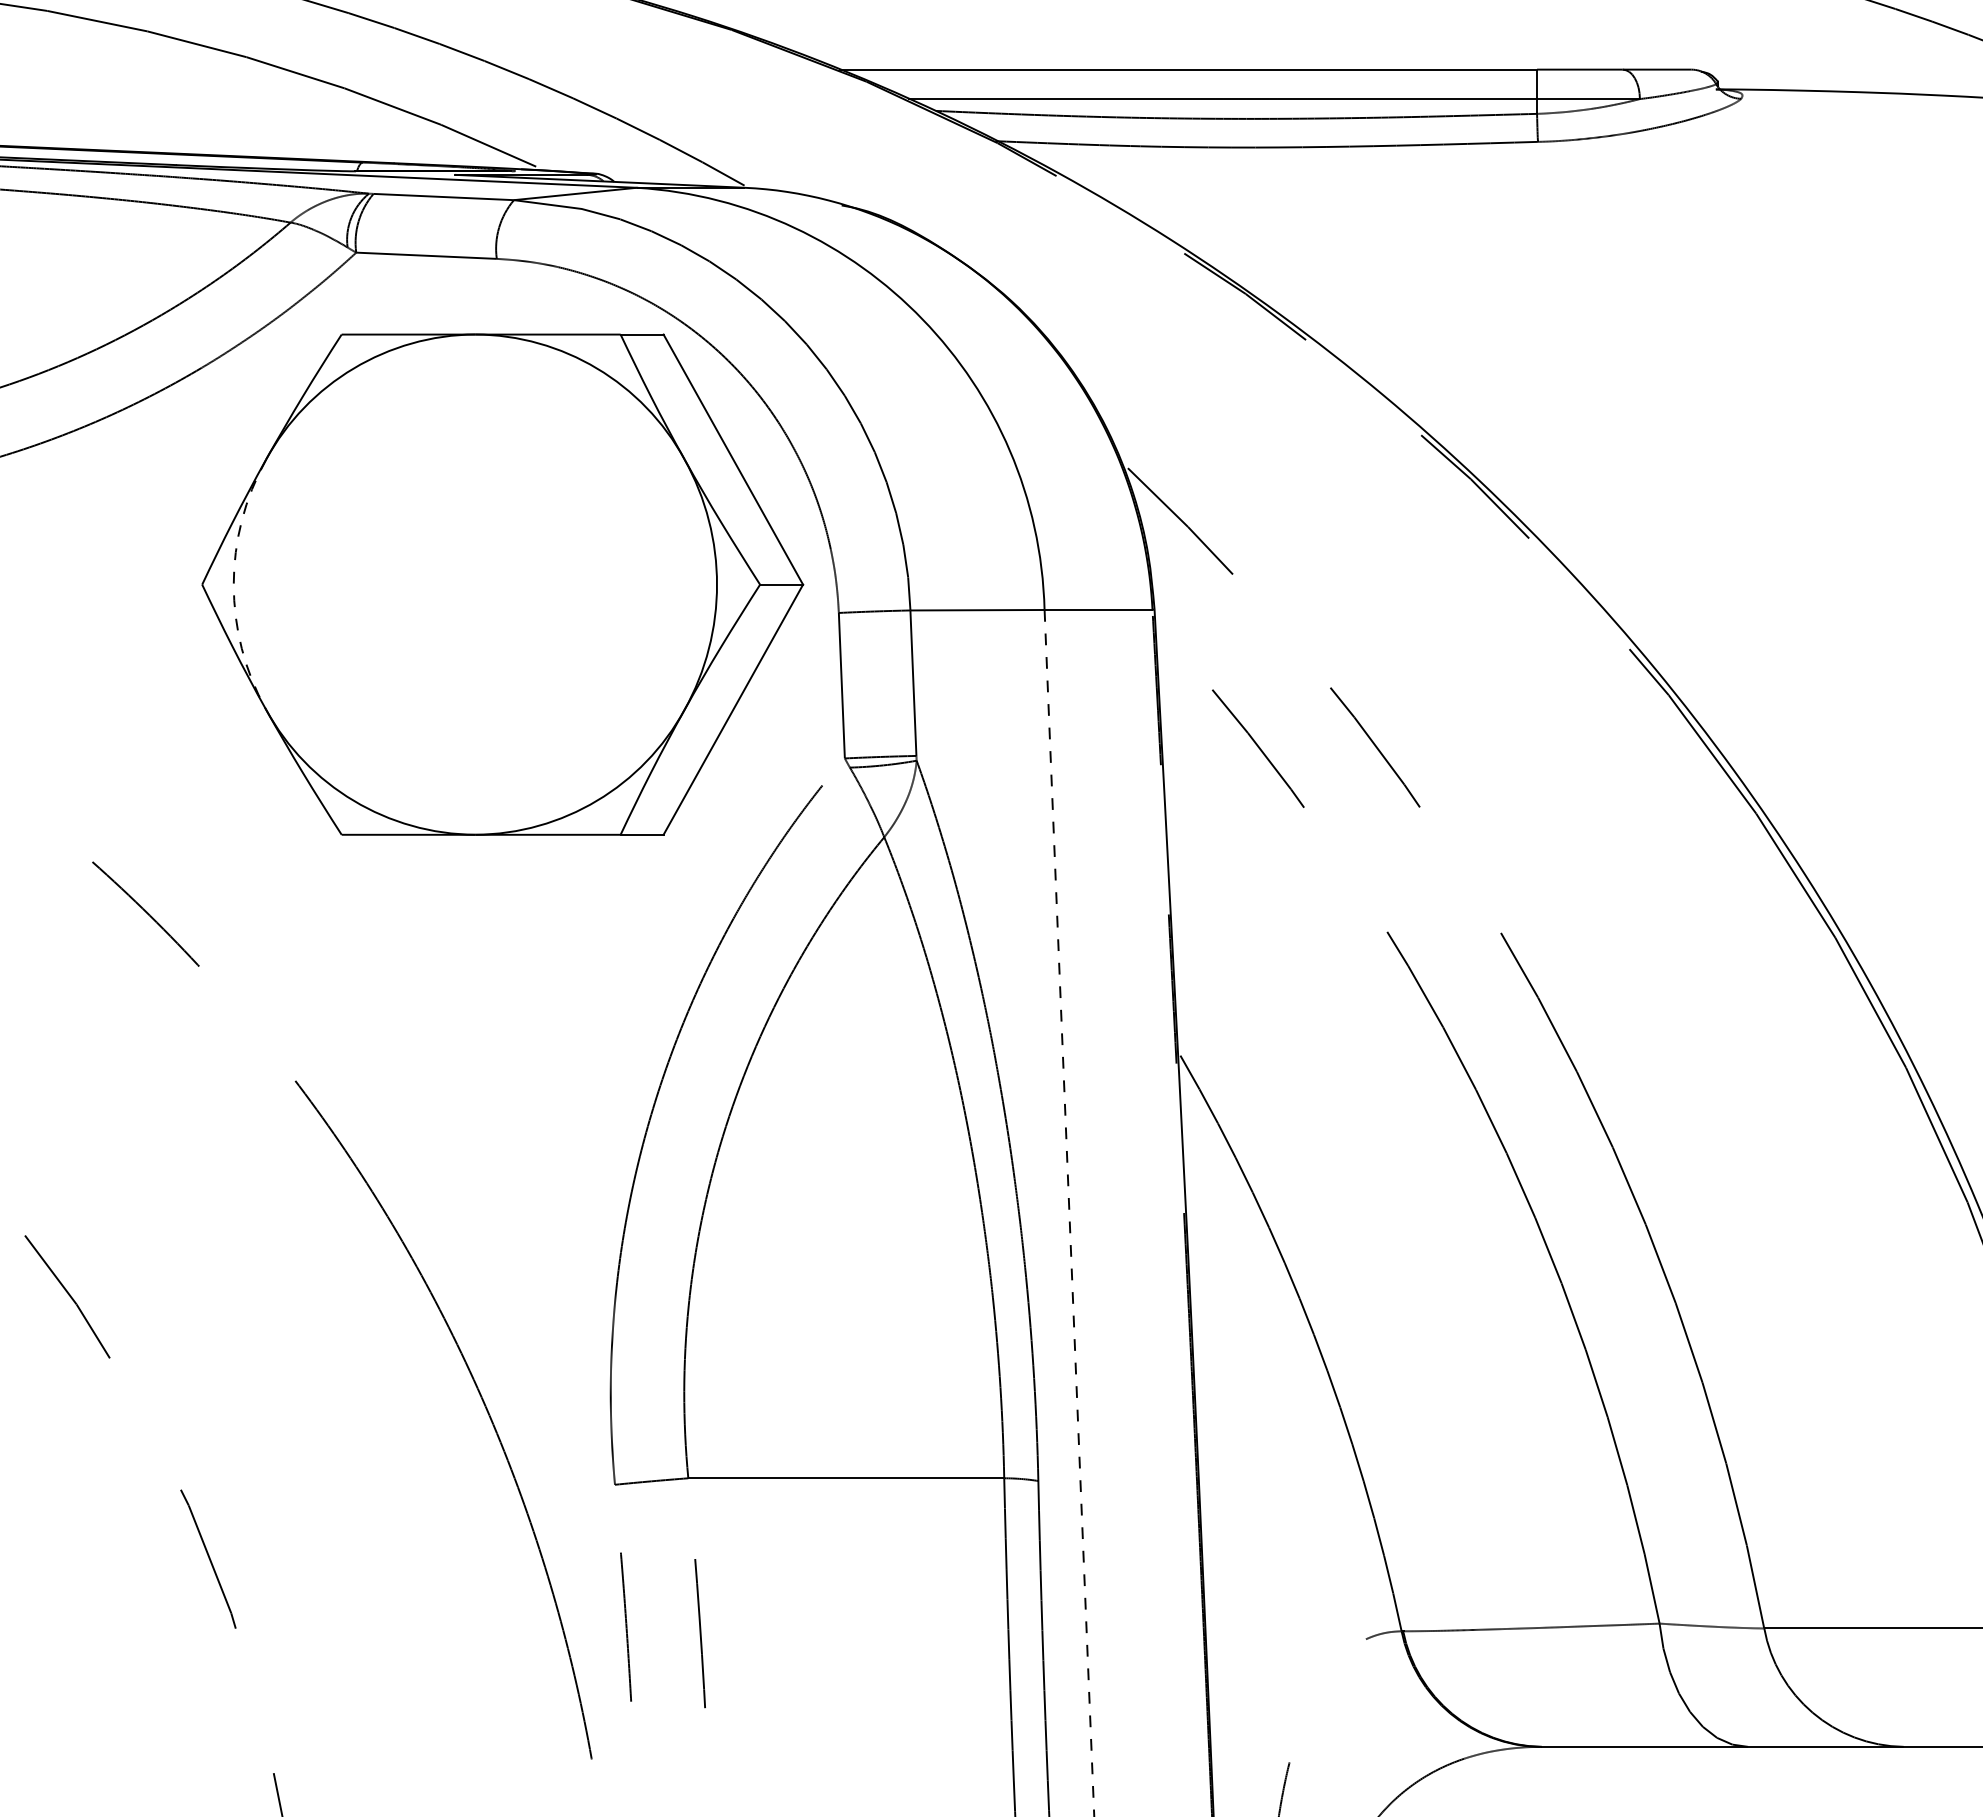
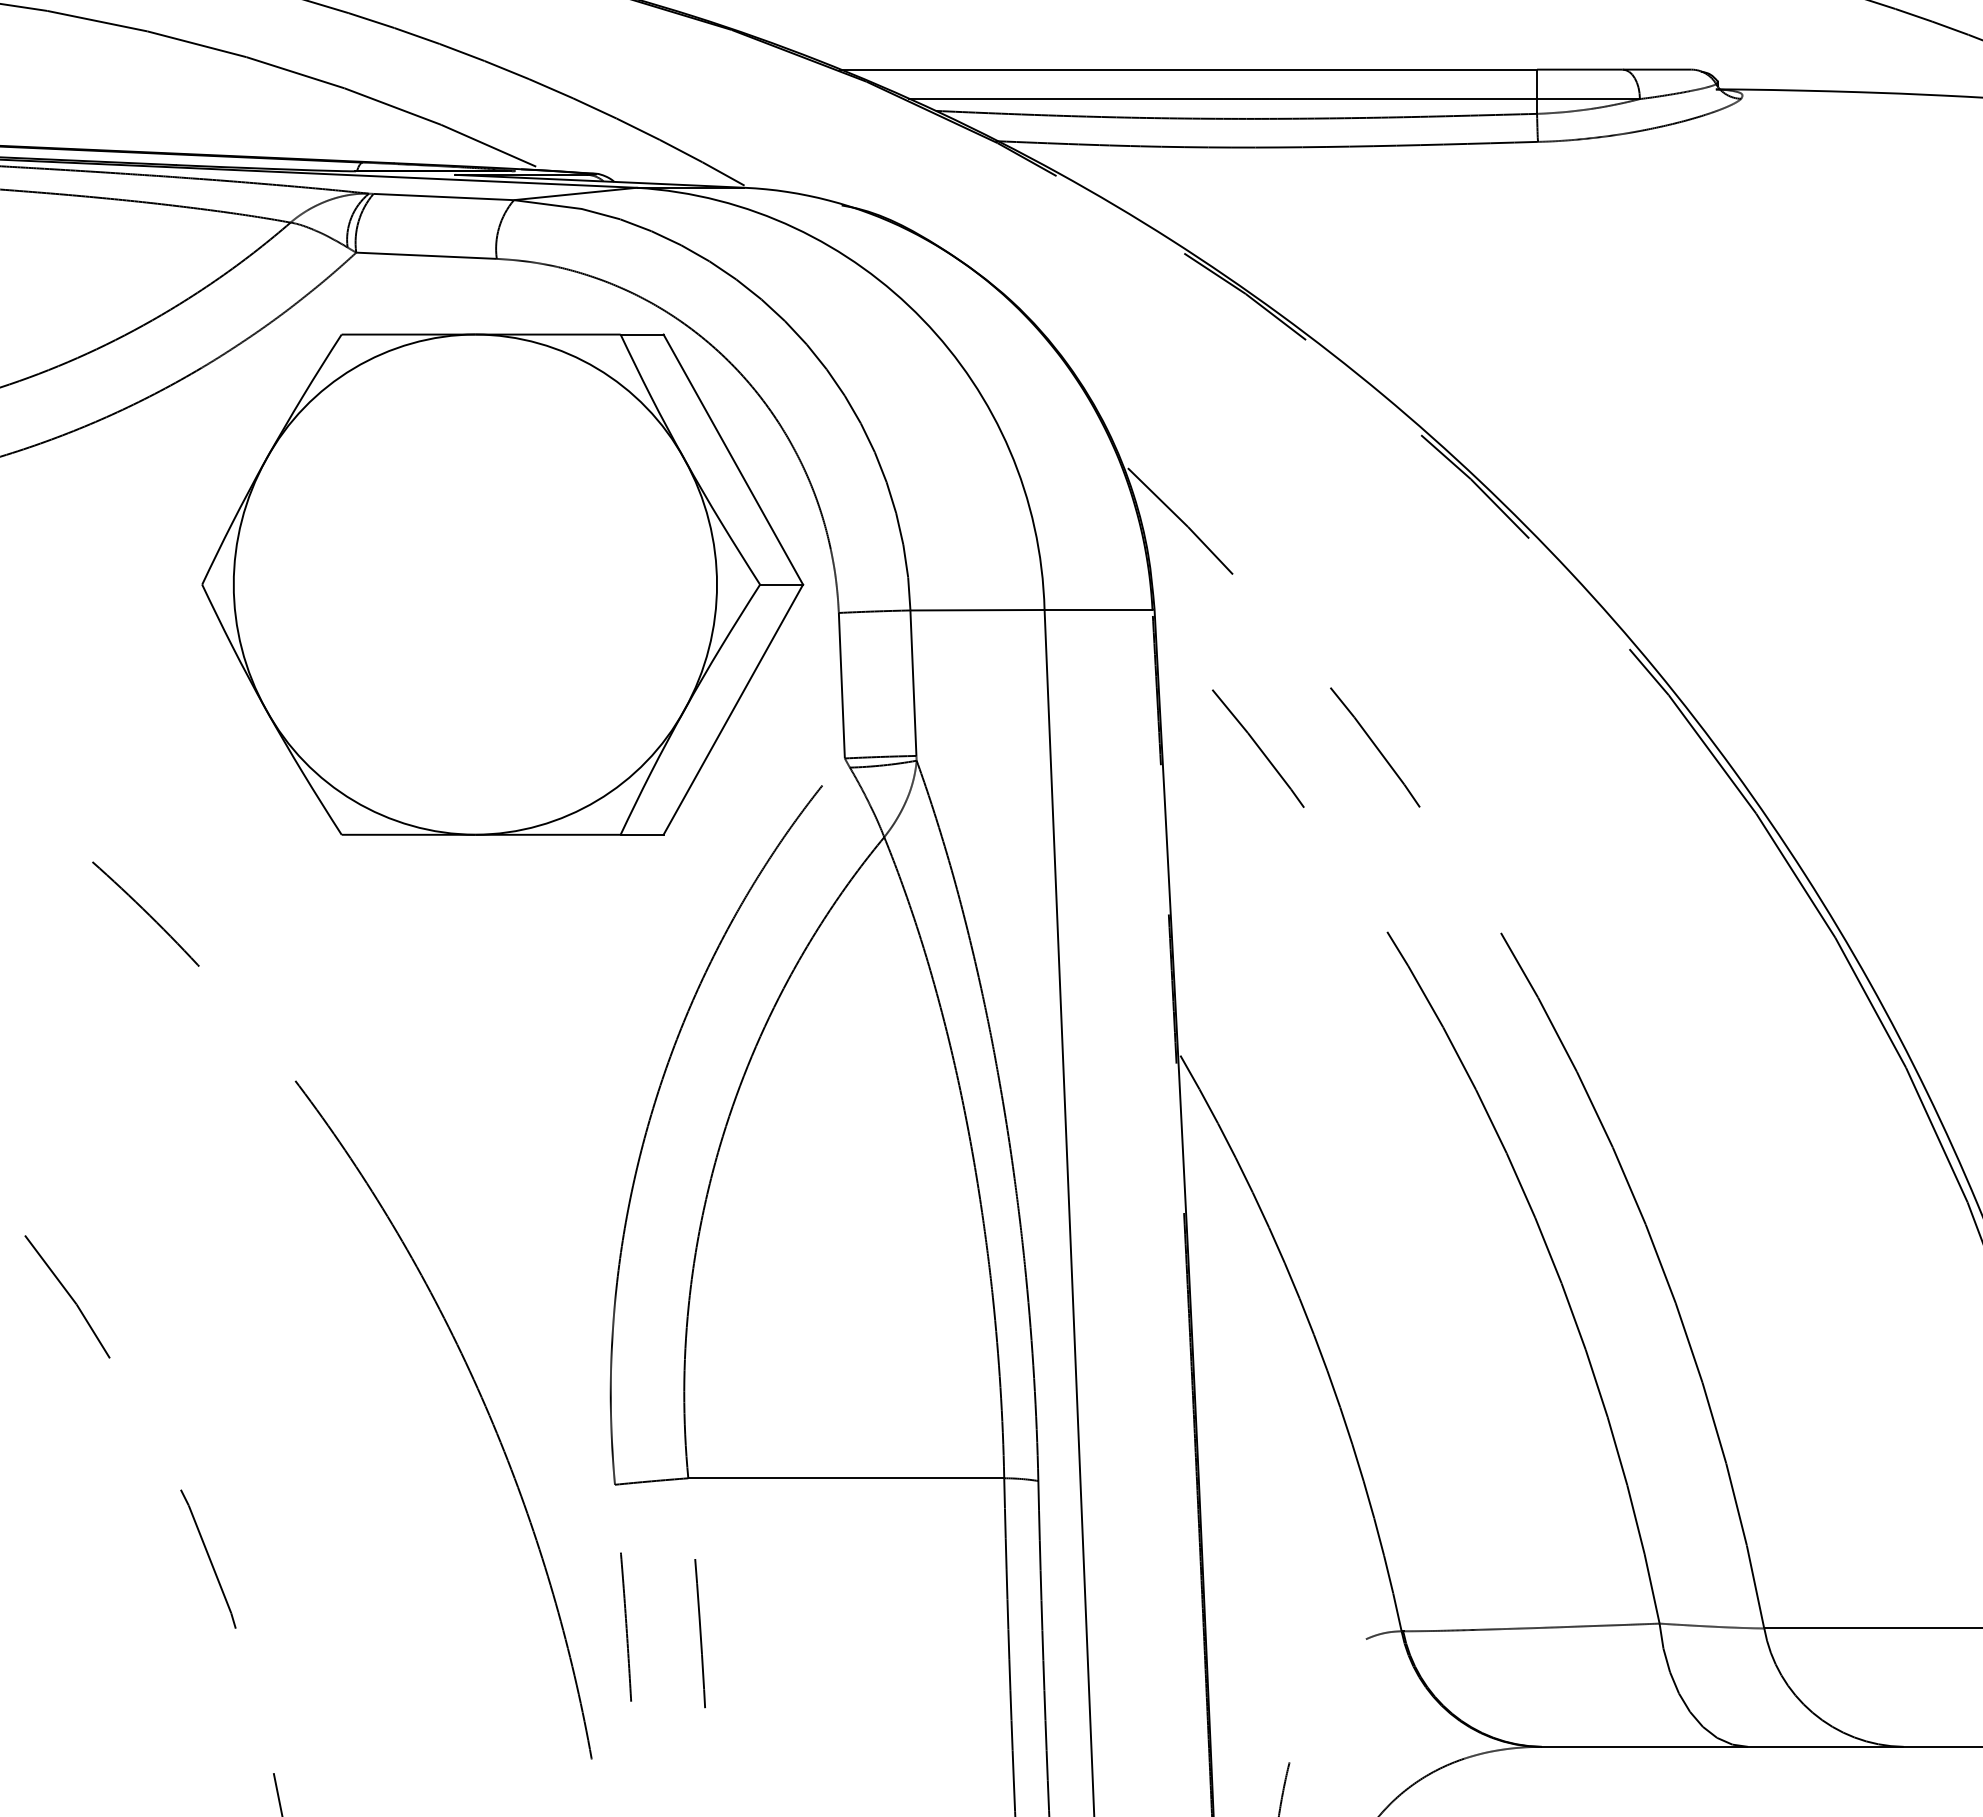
arc: dashed -> solid (233, 584)
line: dashed -> solid (1069, 1213)
